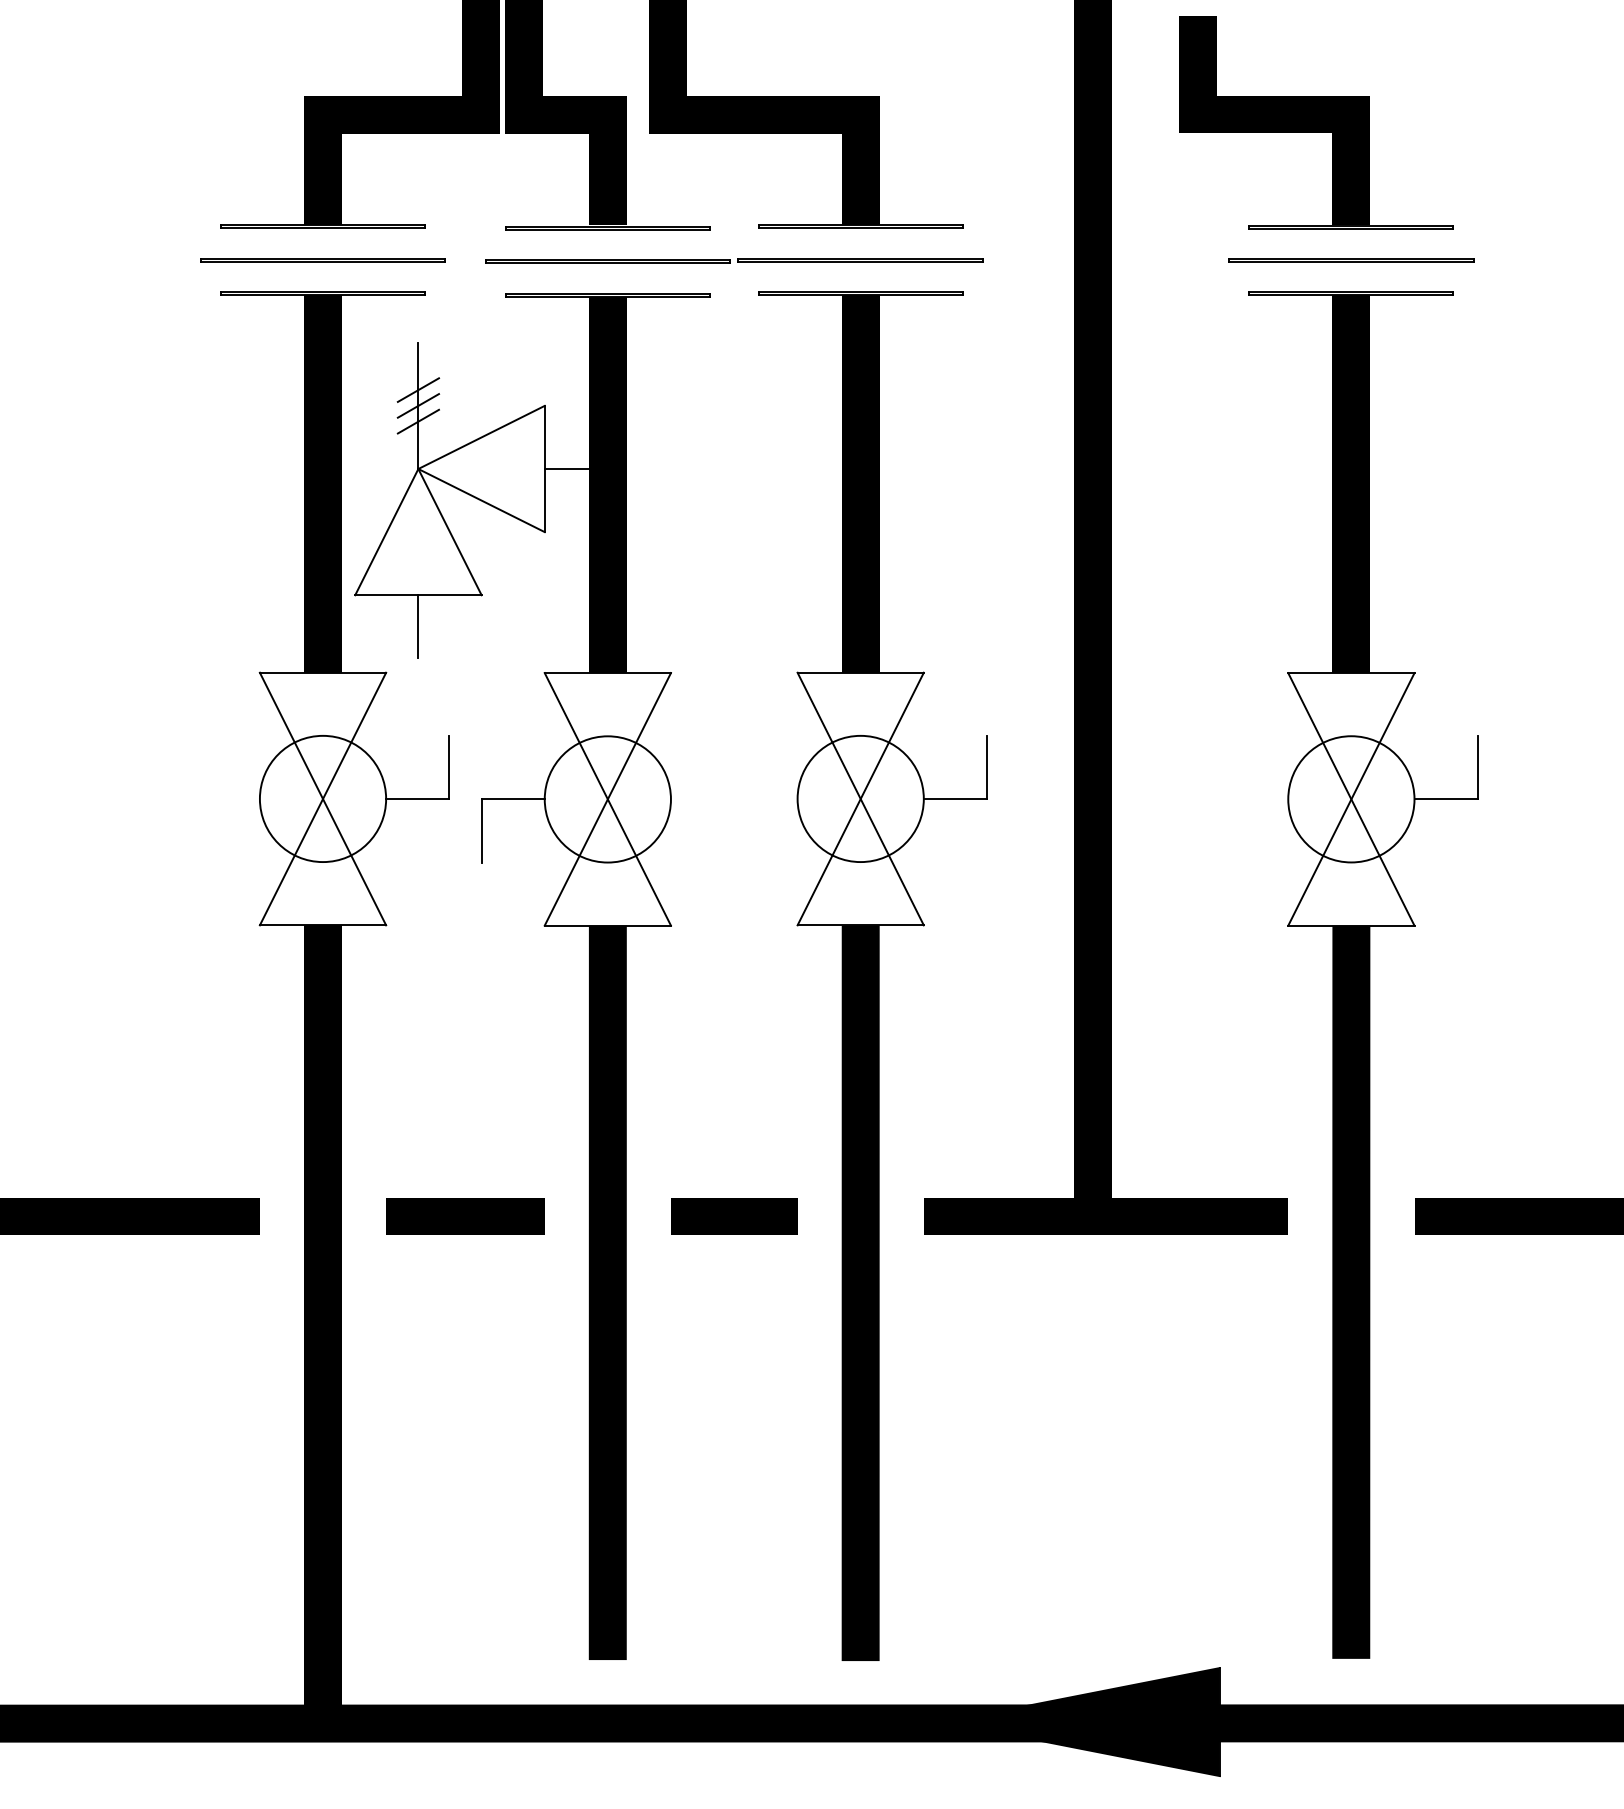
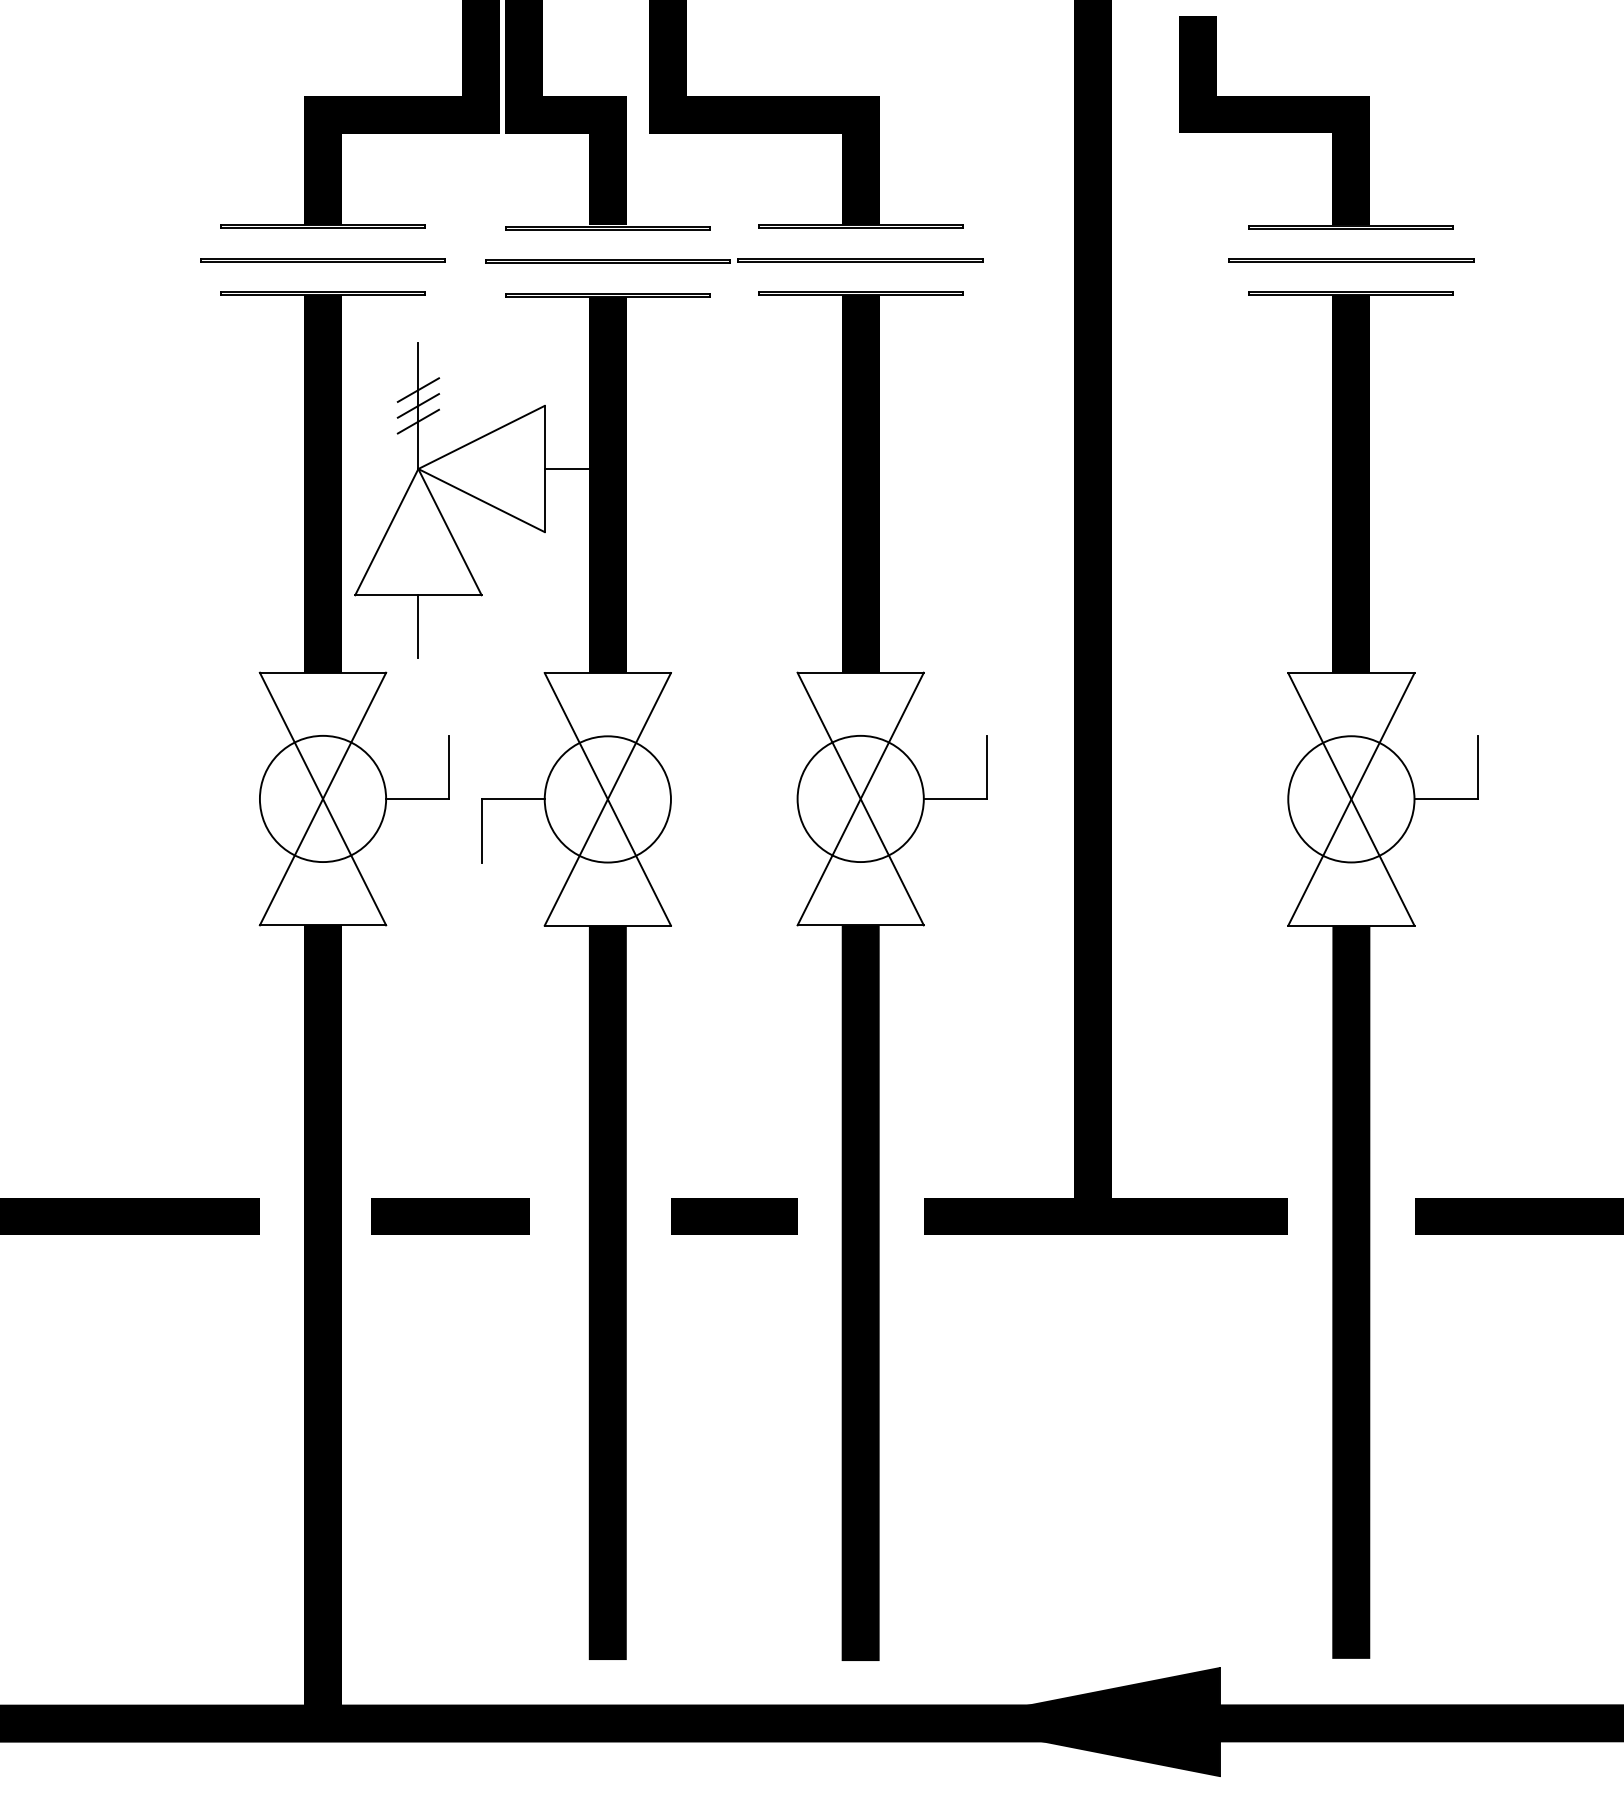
line position: (465, 1216) -> (450, 1216) (450, 1216)
